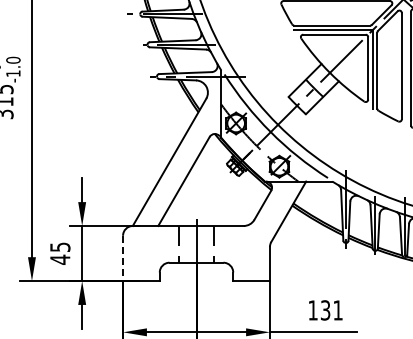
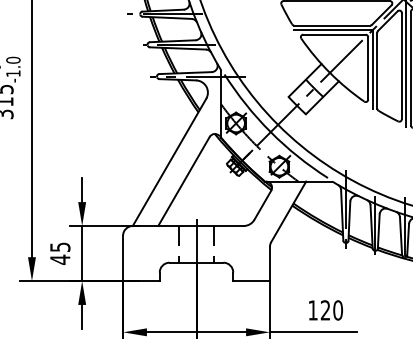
line: none -> present (406, 64)
line: dashed -> solid (123, 258)
text: 131 -> 120 (332, 310)
